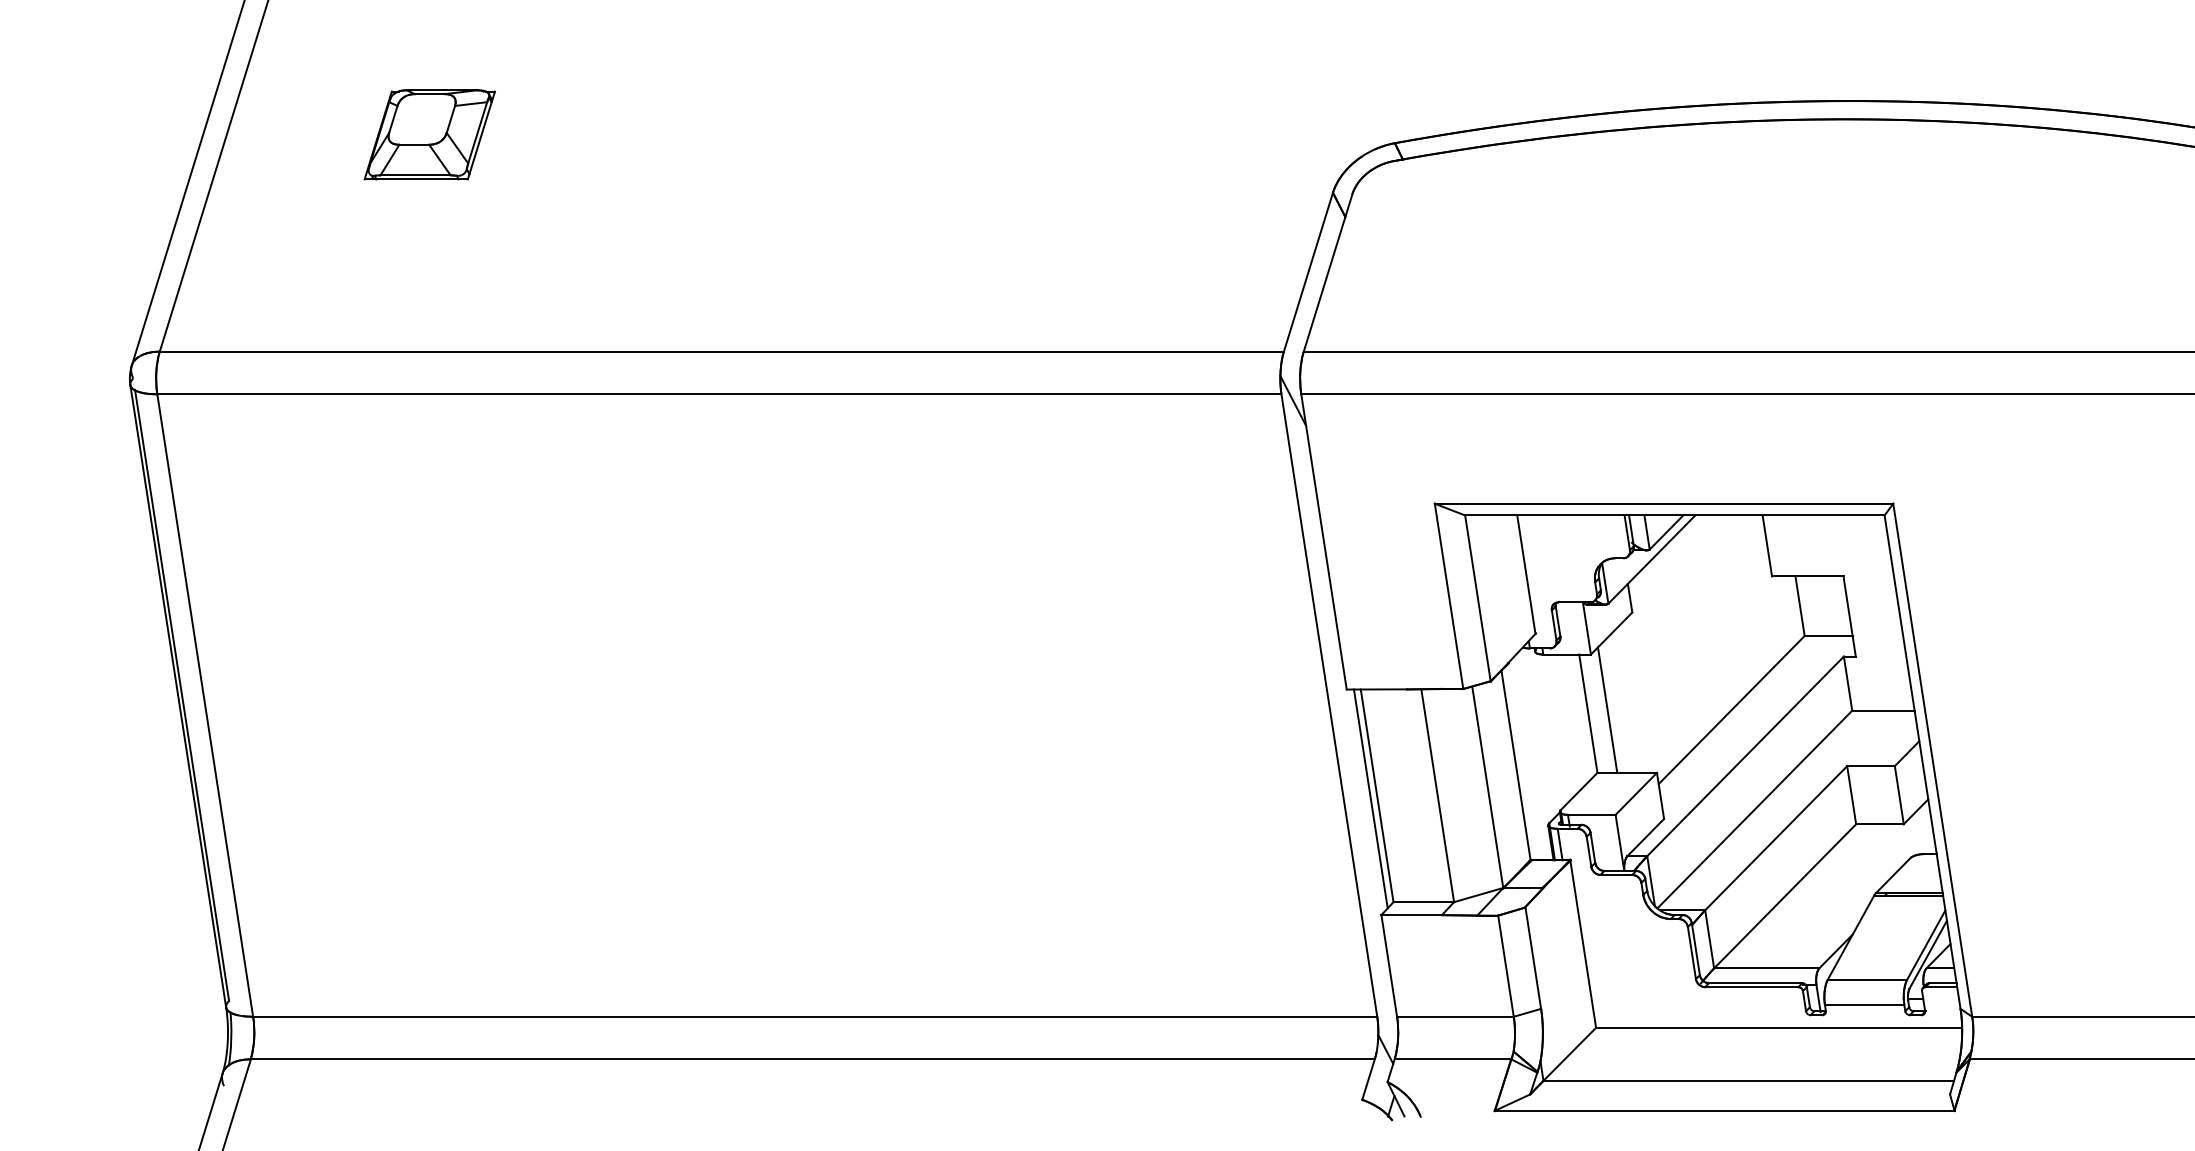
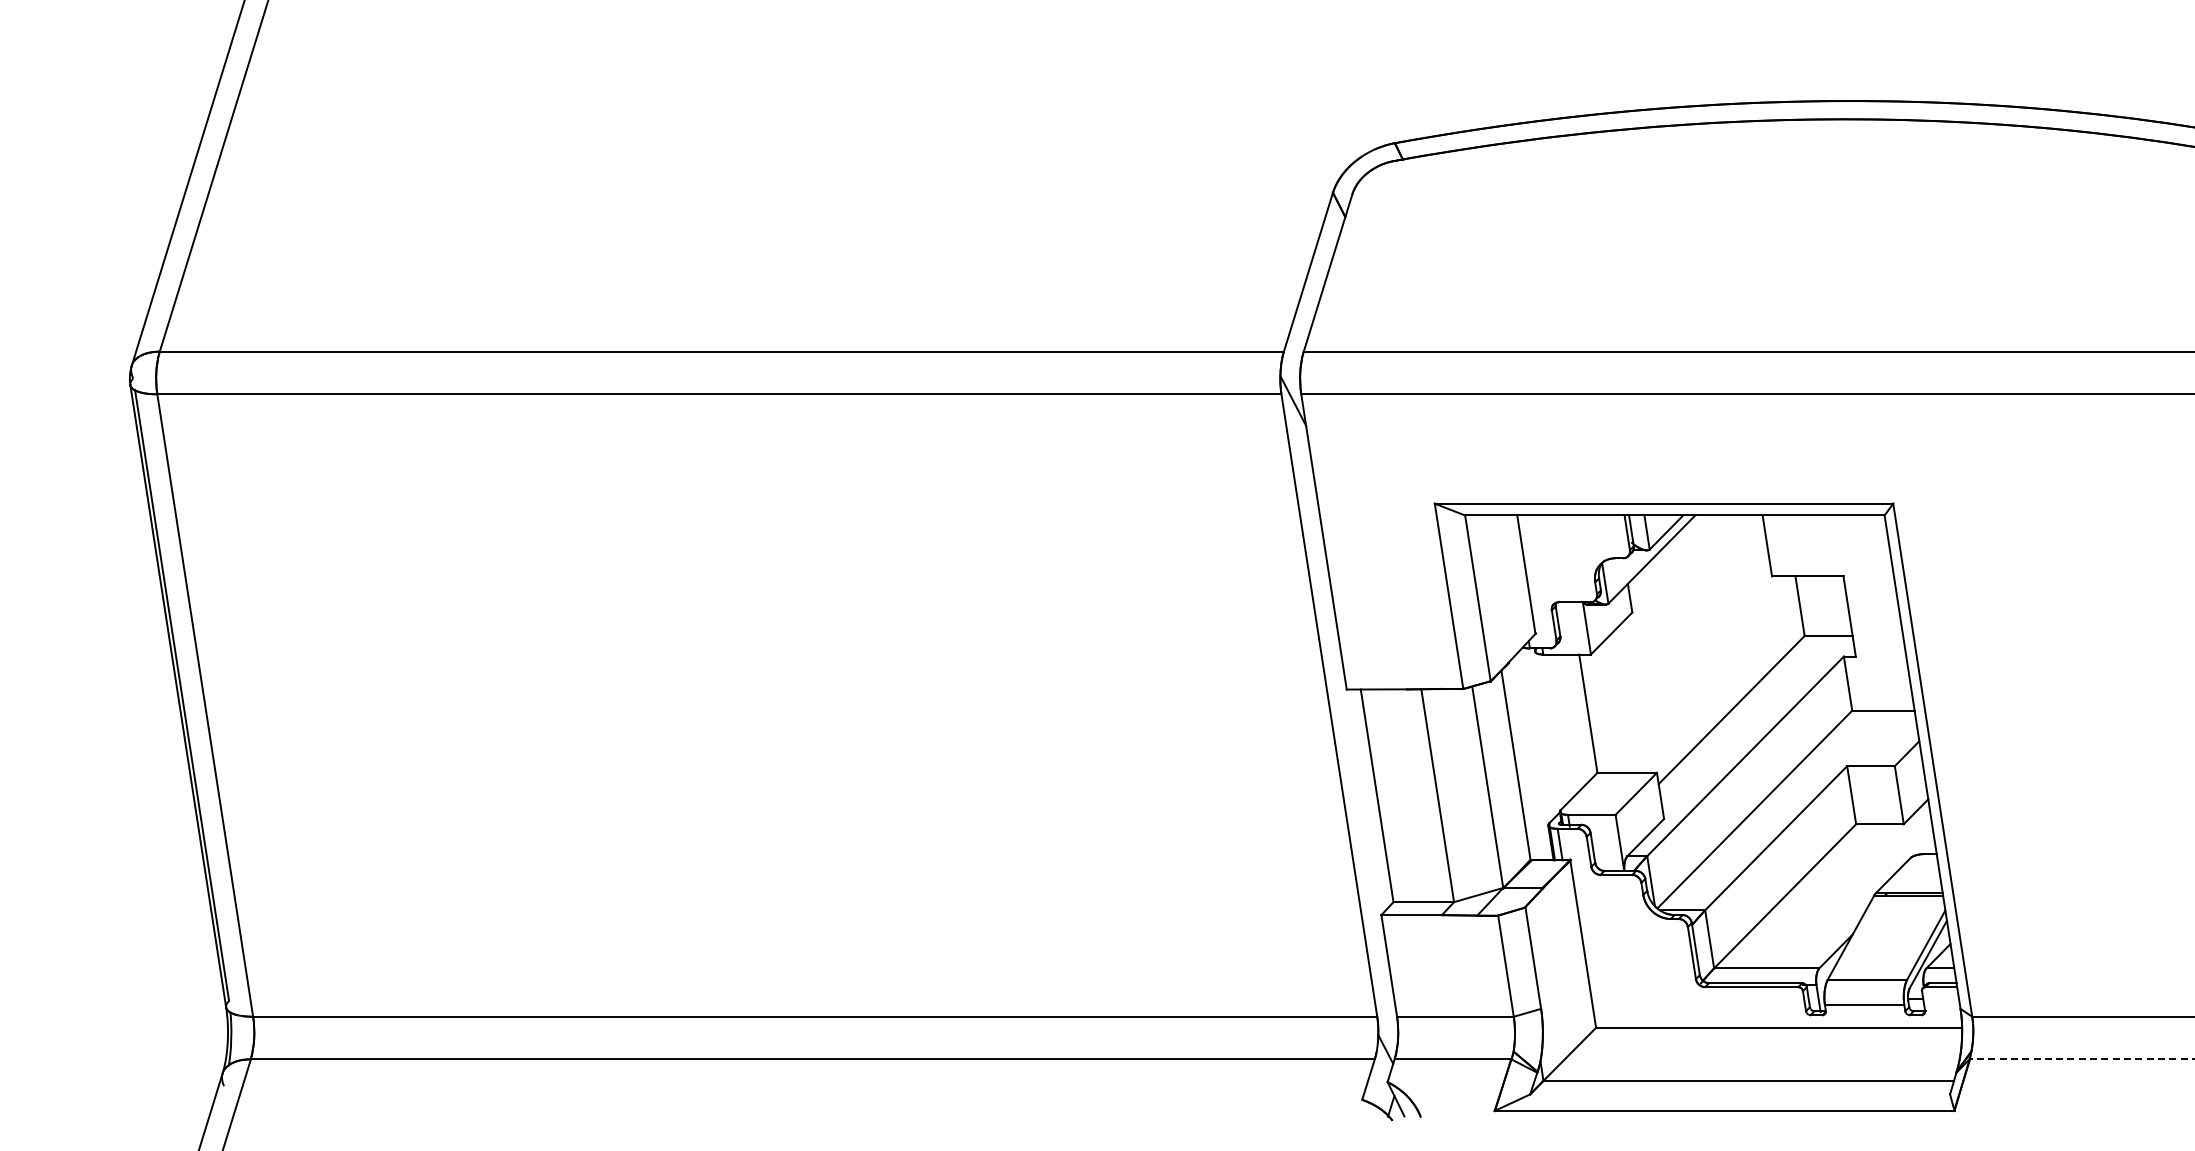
part: present -> none (429, 134)
line: present -> none (1607, 709)
line: present -> none (1370, 798)
line: solid -> dashed (2081, 1059)
